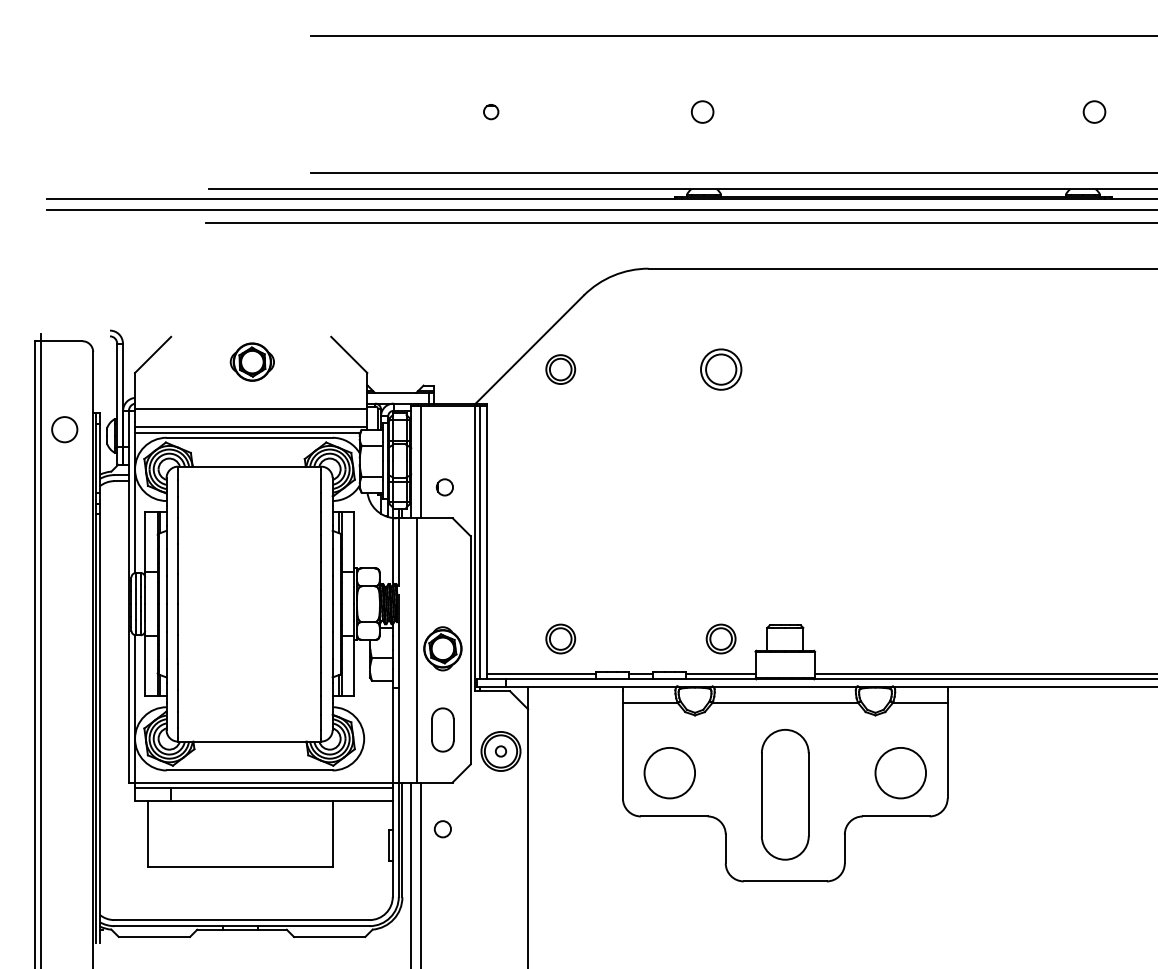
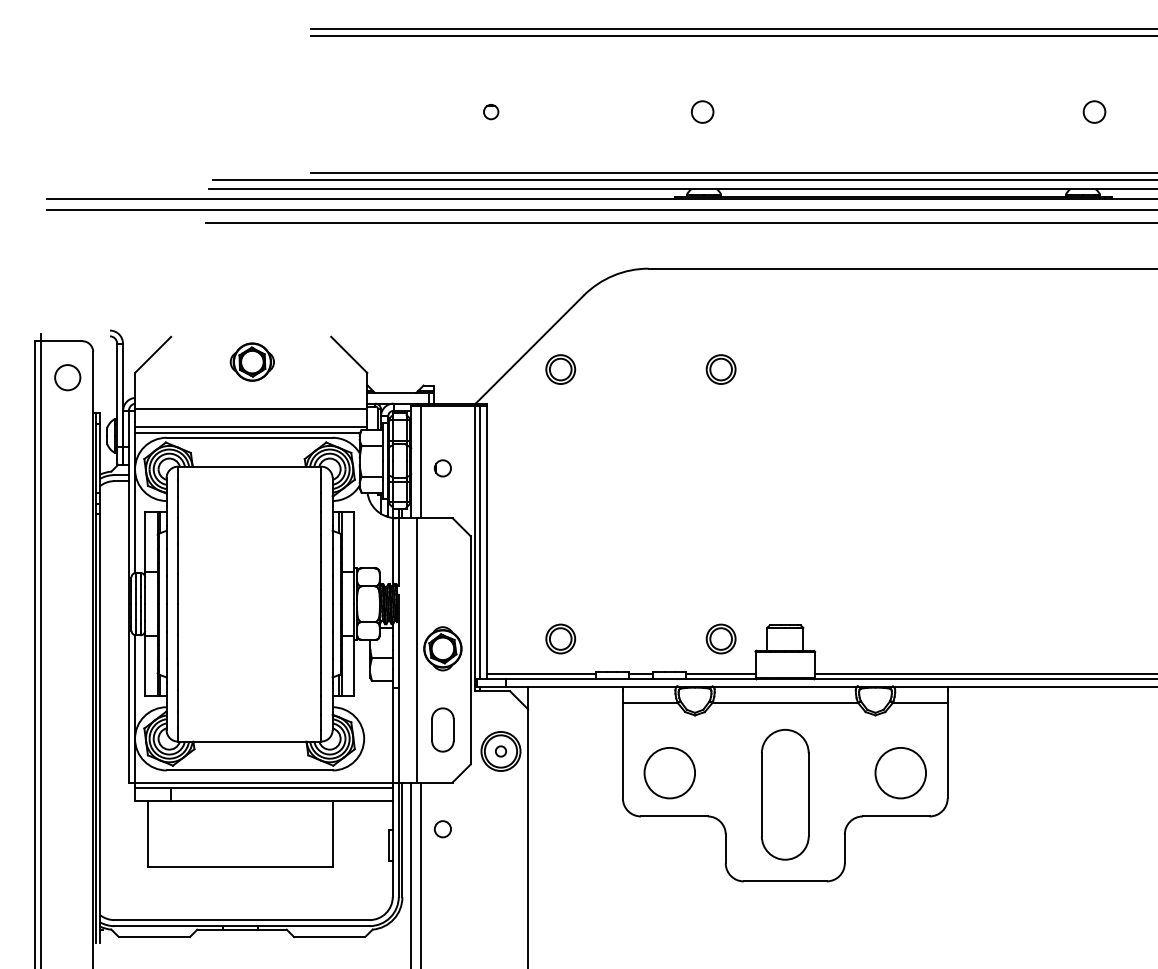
line: none -> present (732, 29)
line: none -> present (683, 180)
part size: 43x43 px -> 32x31 px (720, 369)
circle position: (64, 429) -> (67, 377) (67, 377)
circle position: (444, 487) -> (442, 468) (442, 468)
